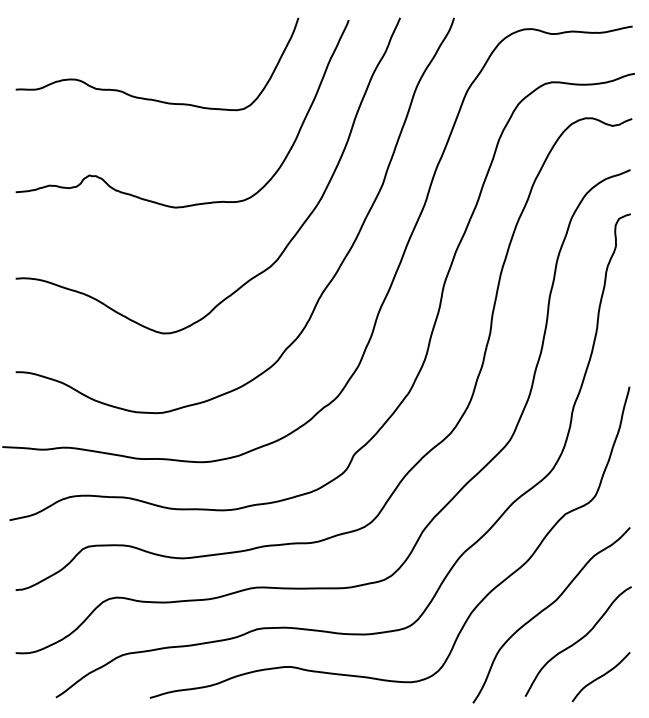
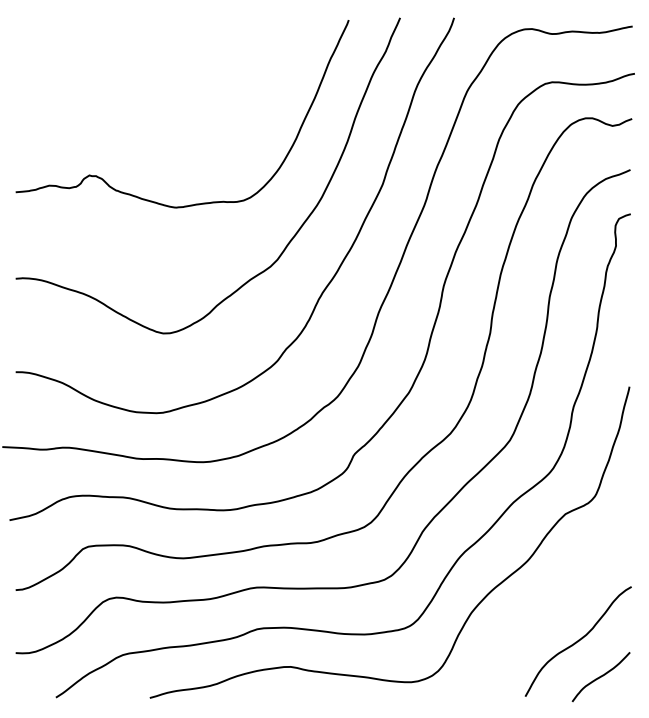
curve: present -> none (151, 98)
curve: present -> none (546, 609)
